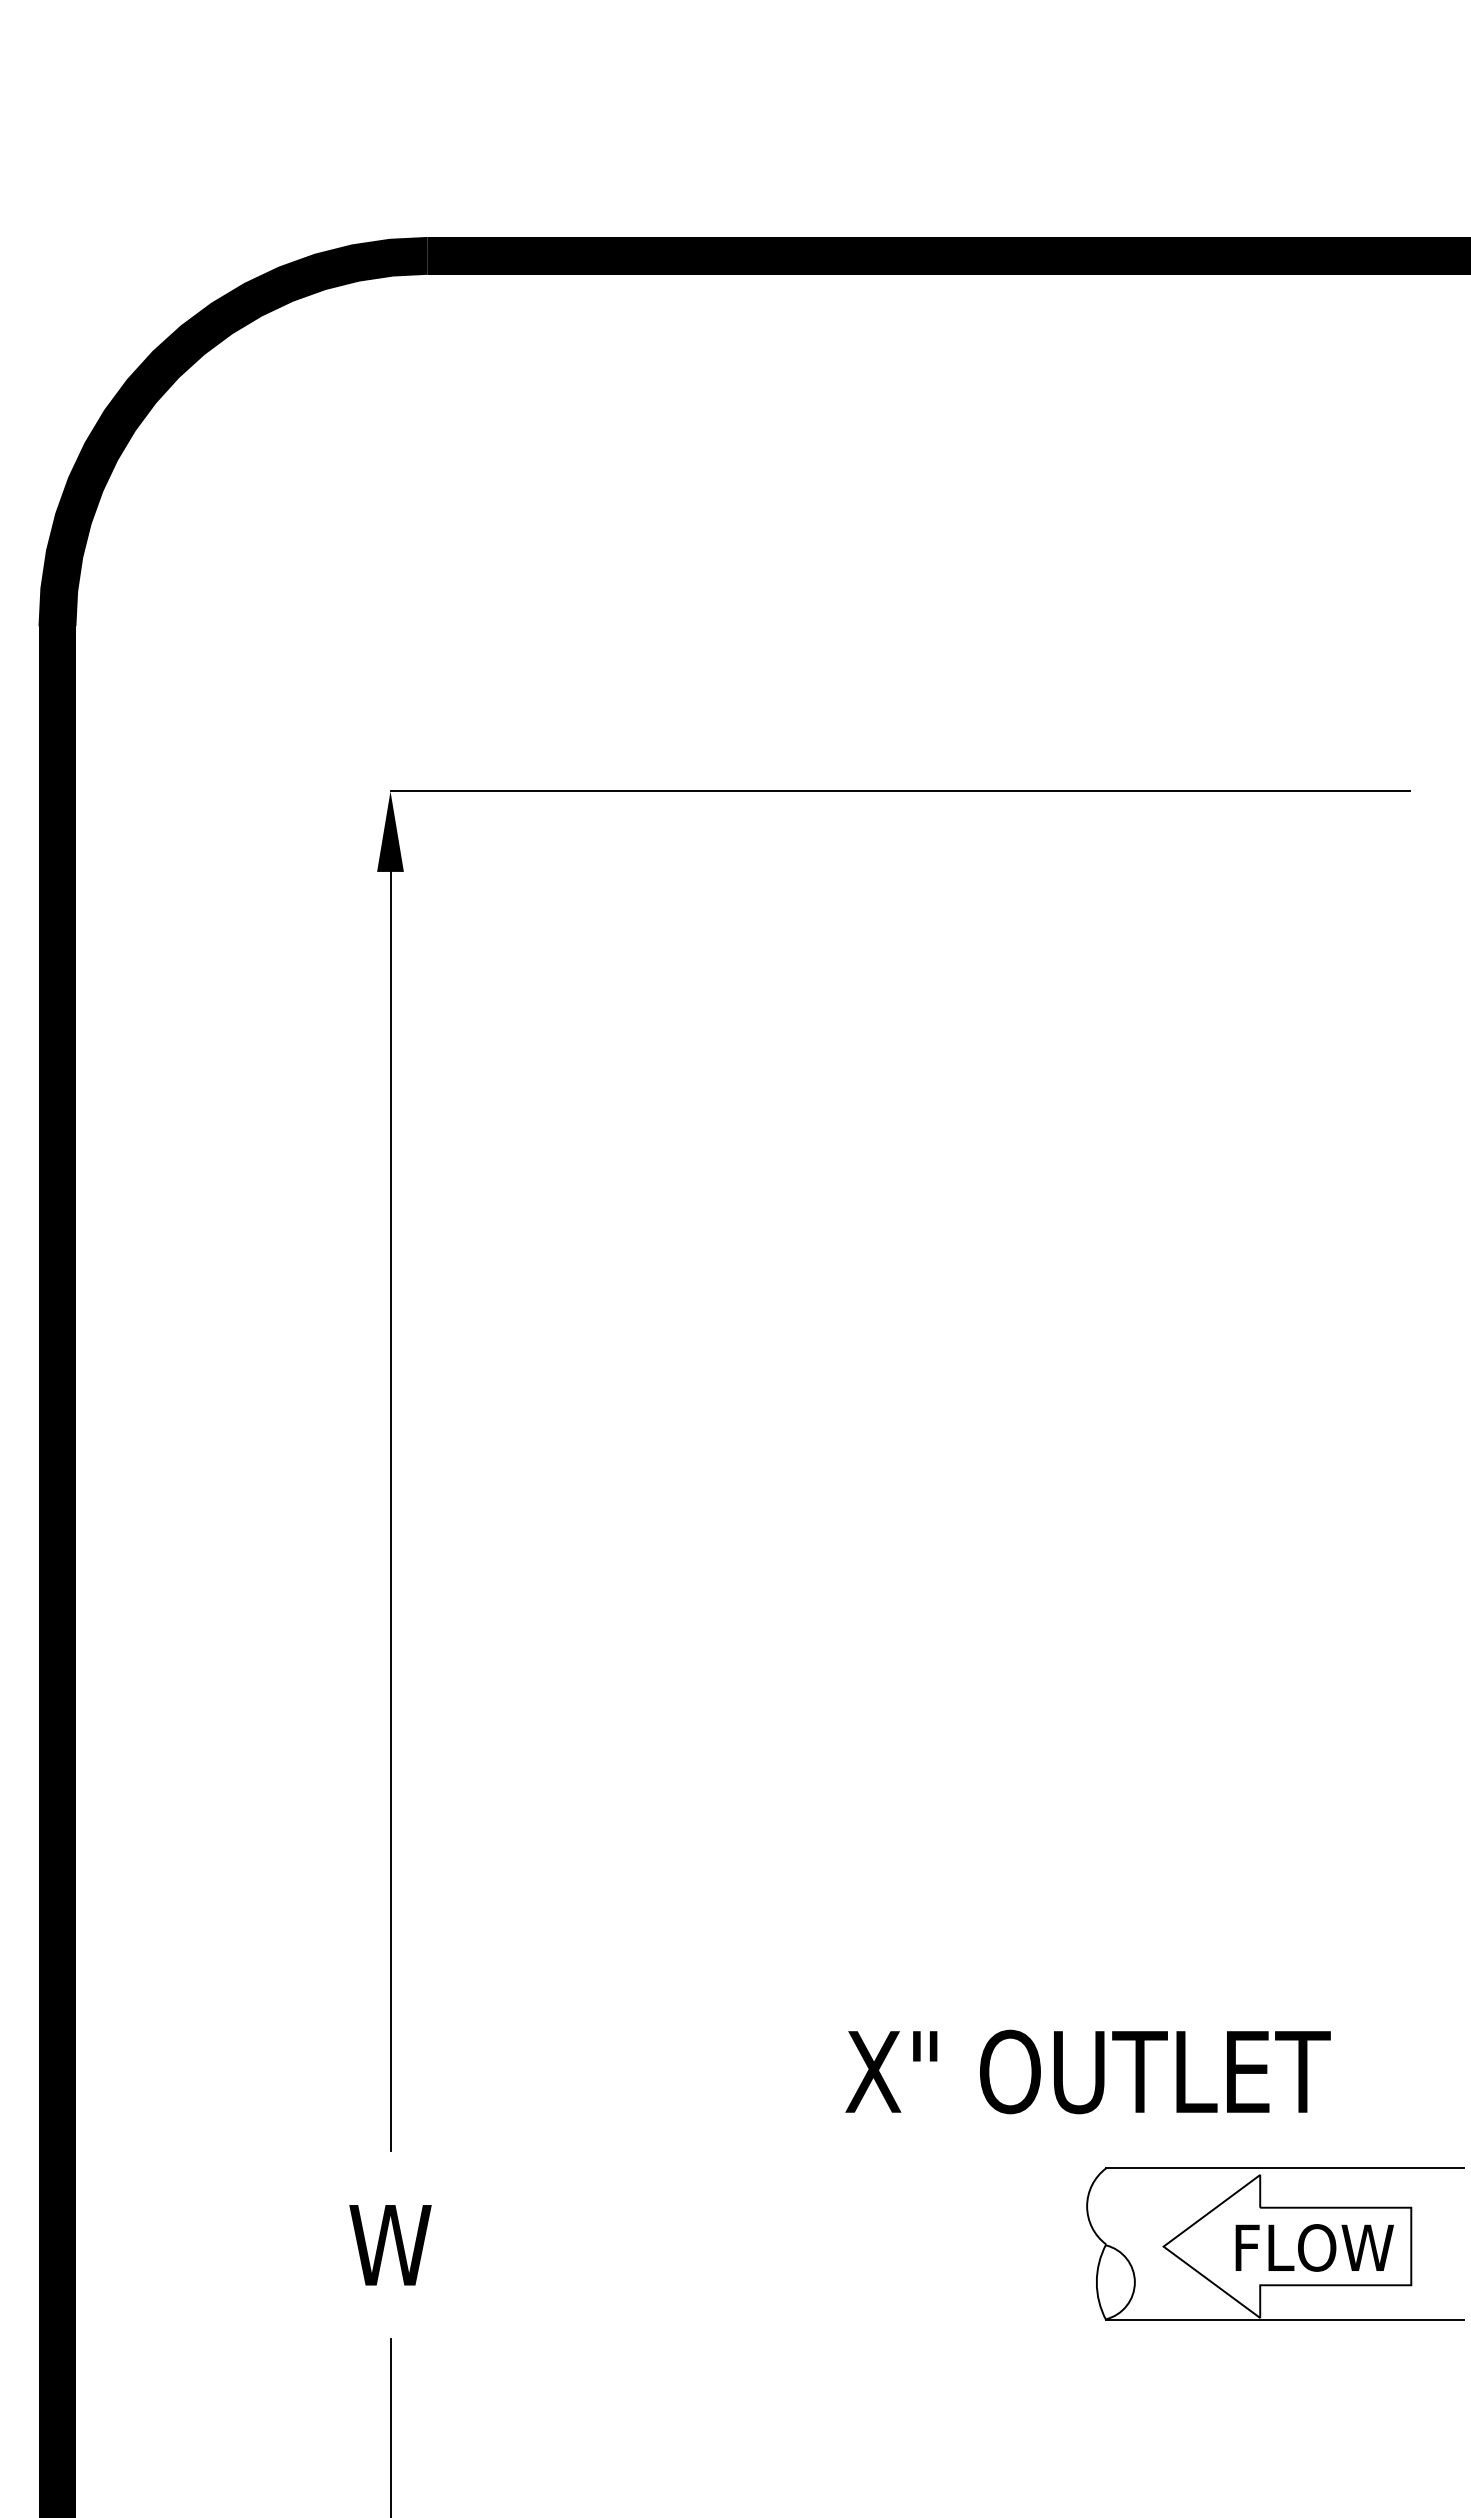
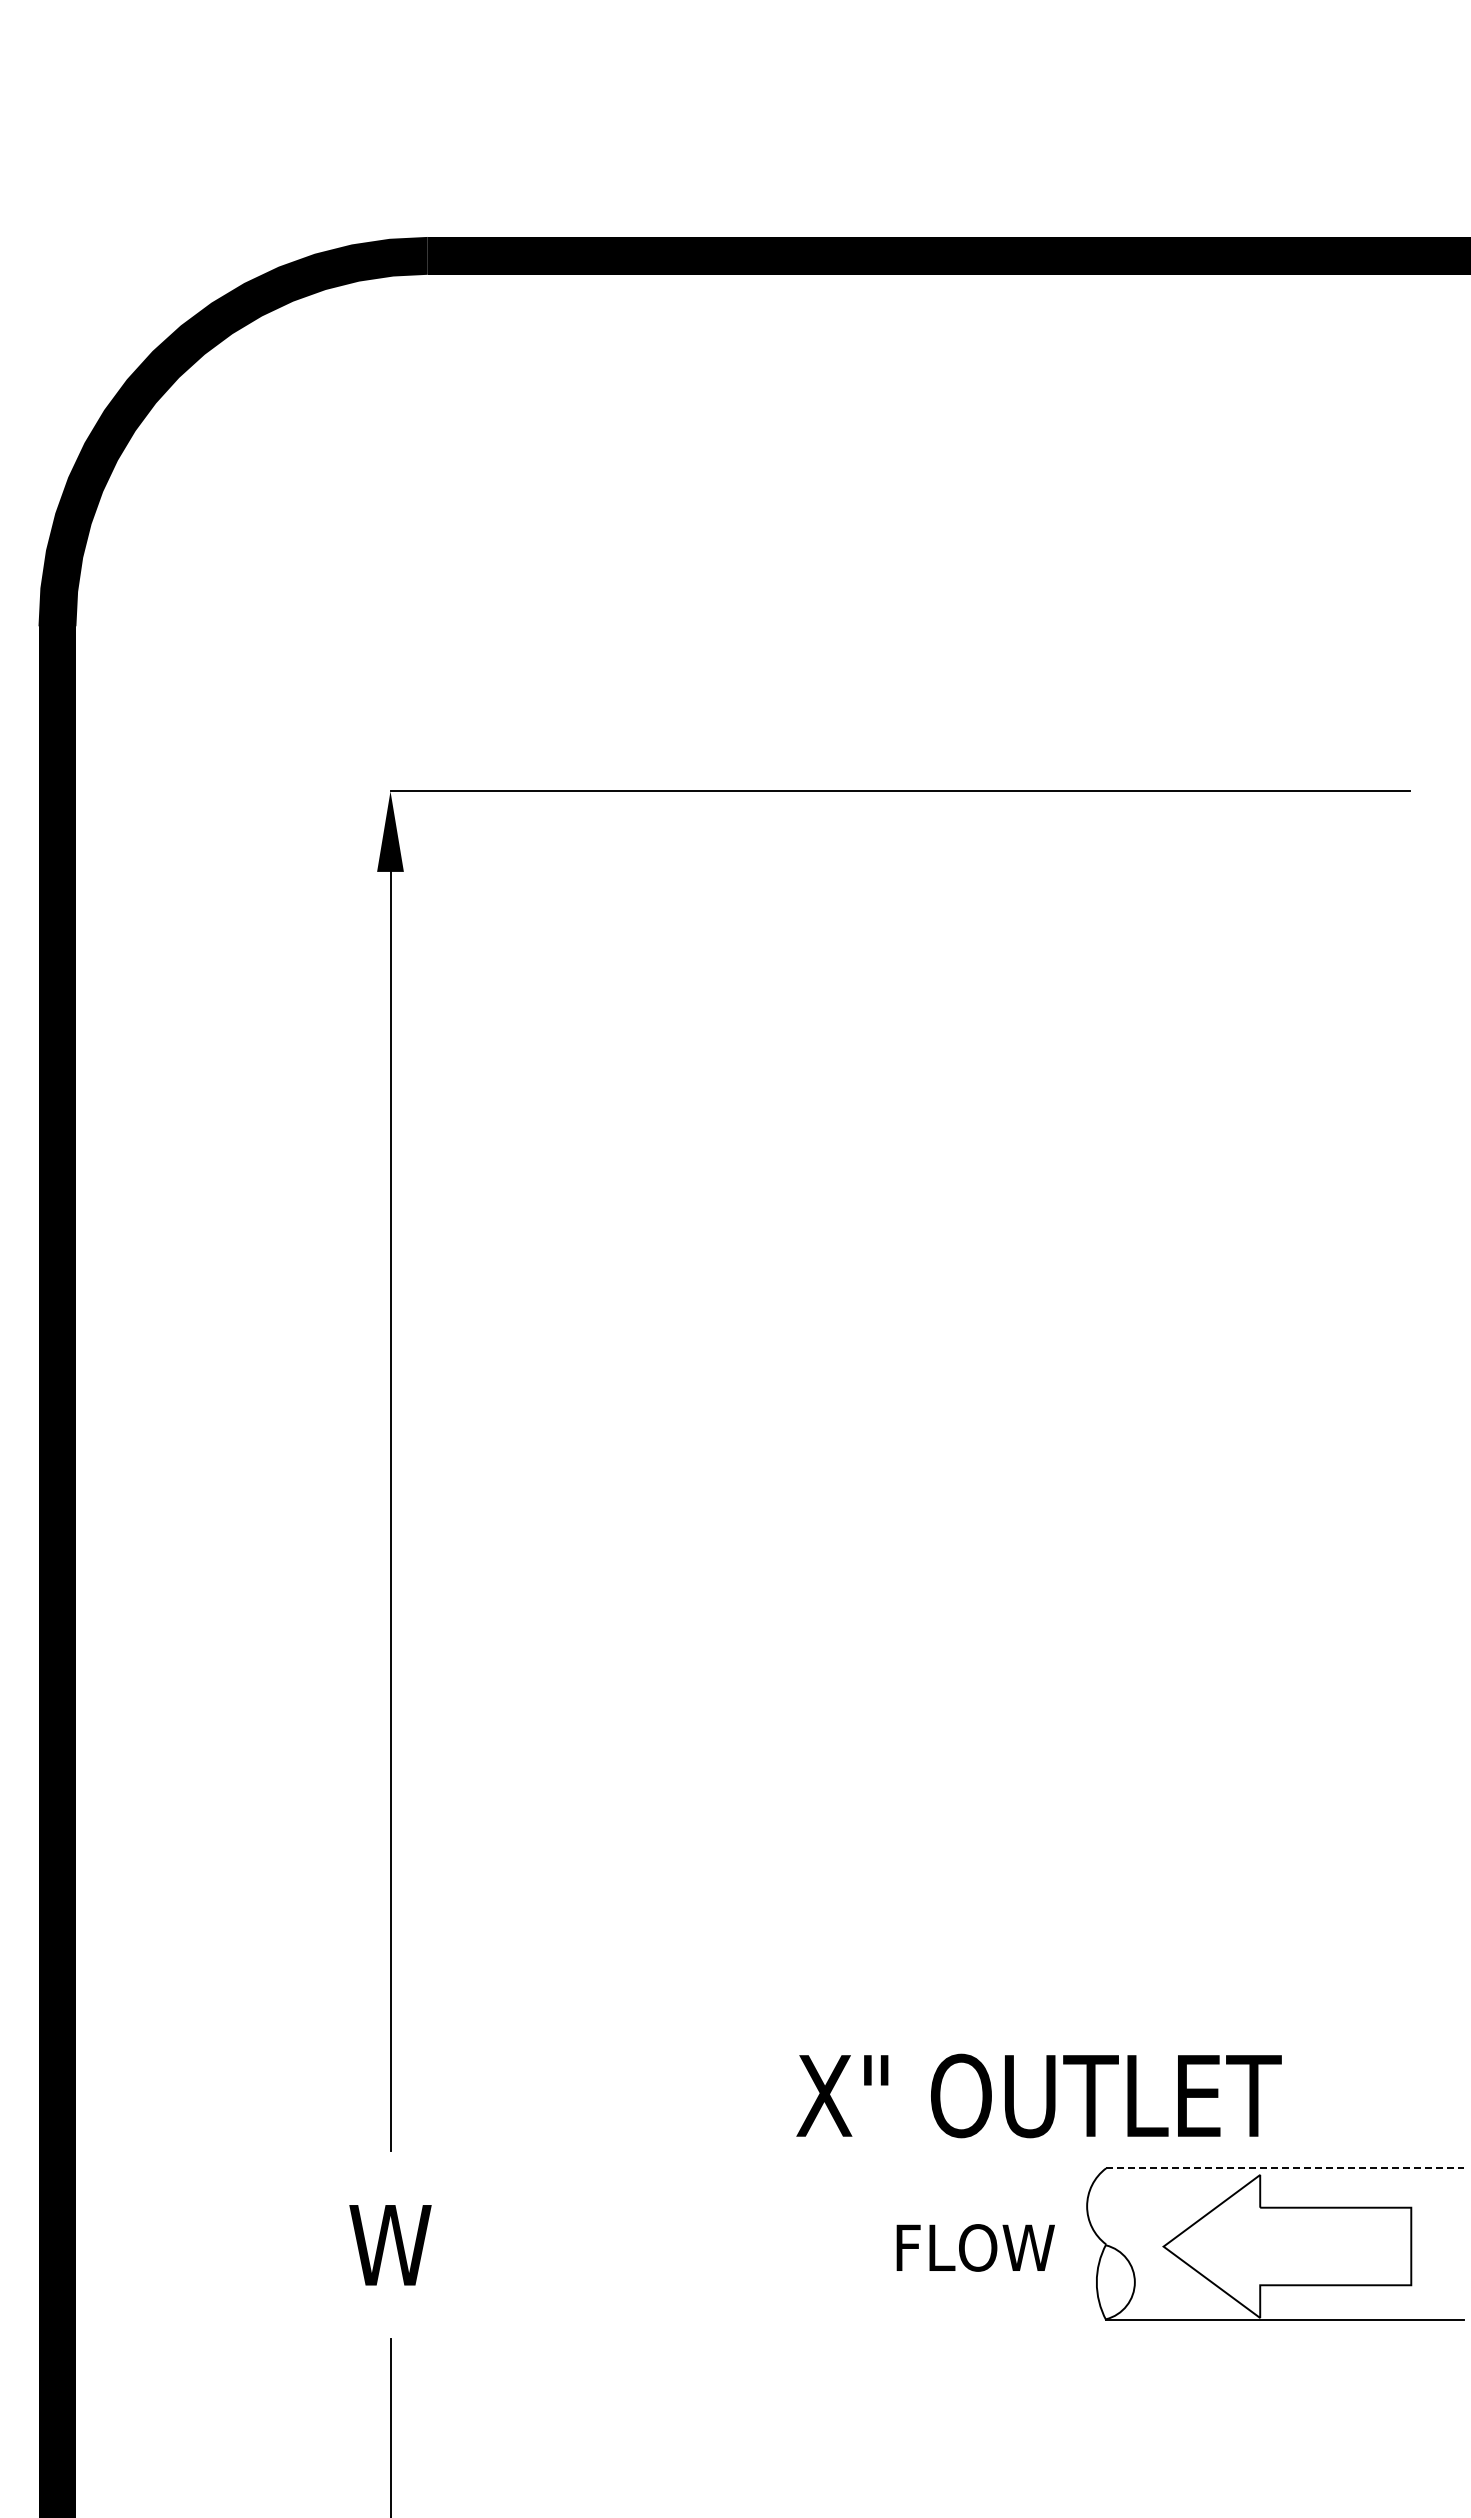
text position: (1087, 2071) -> (1038, 2095) (1038, 2095)
line: solid -> dashed (1285, 2168)
text position: (1314, 2247) -> (975, 2247) (975, 2247)
